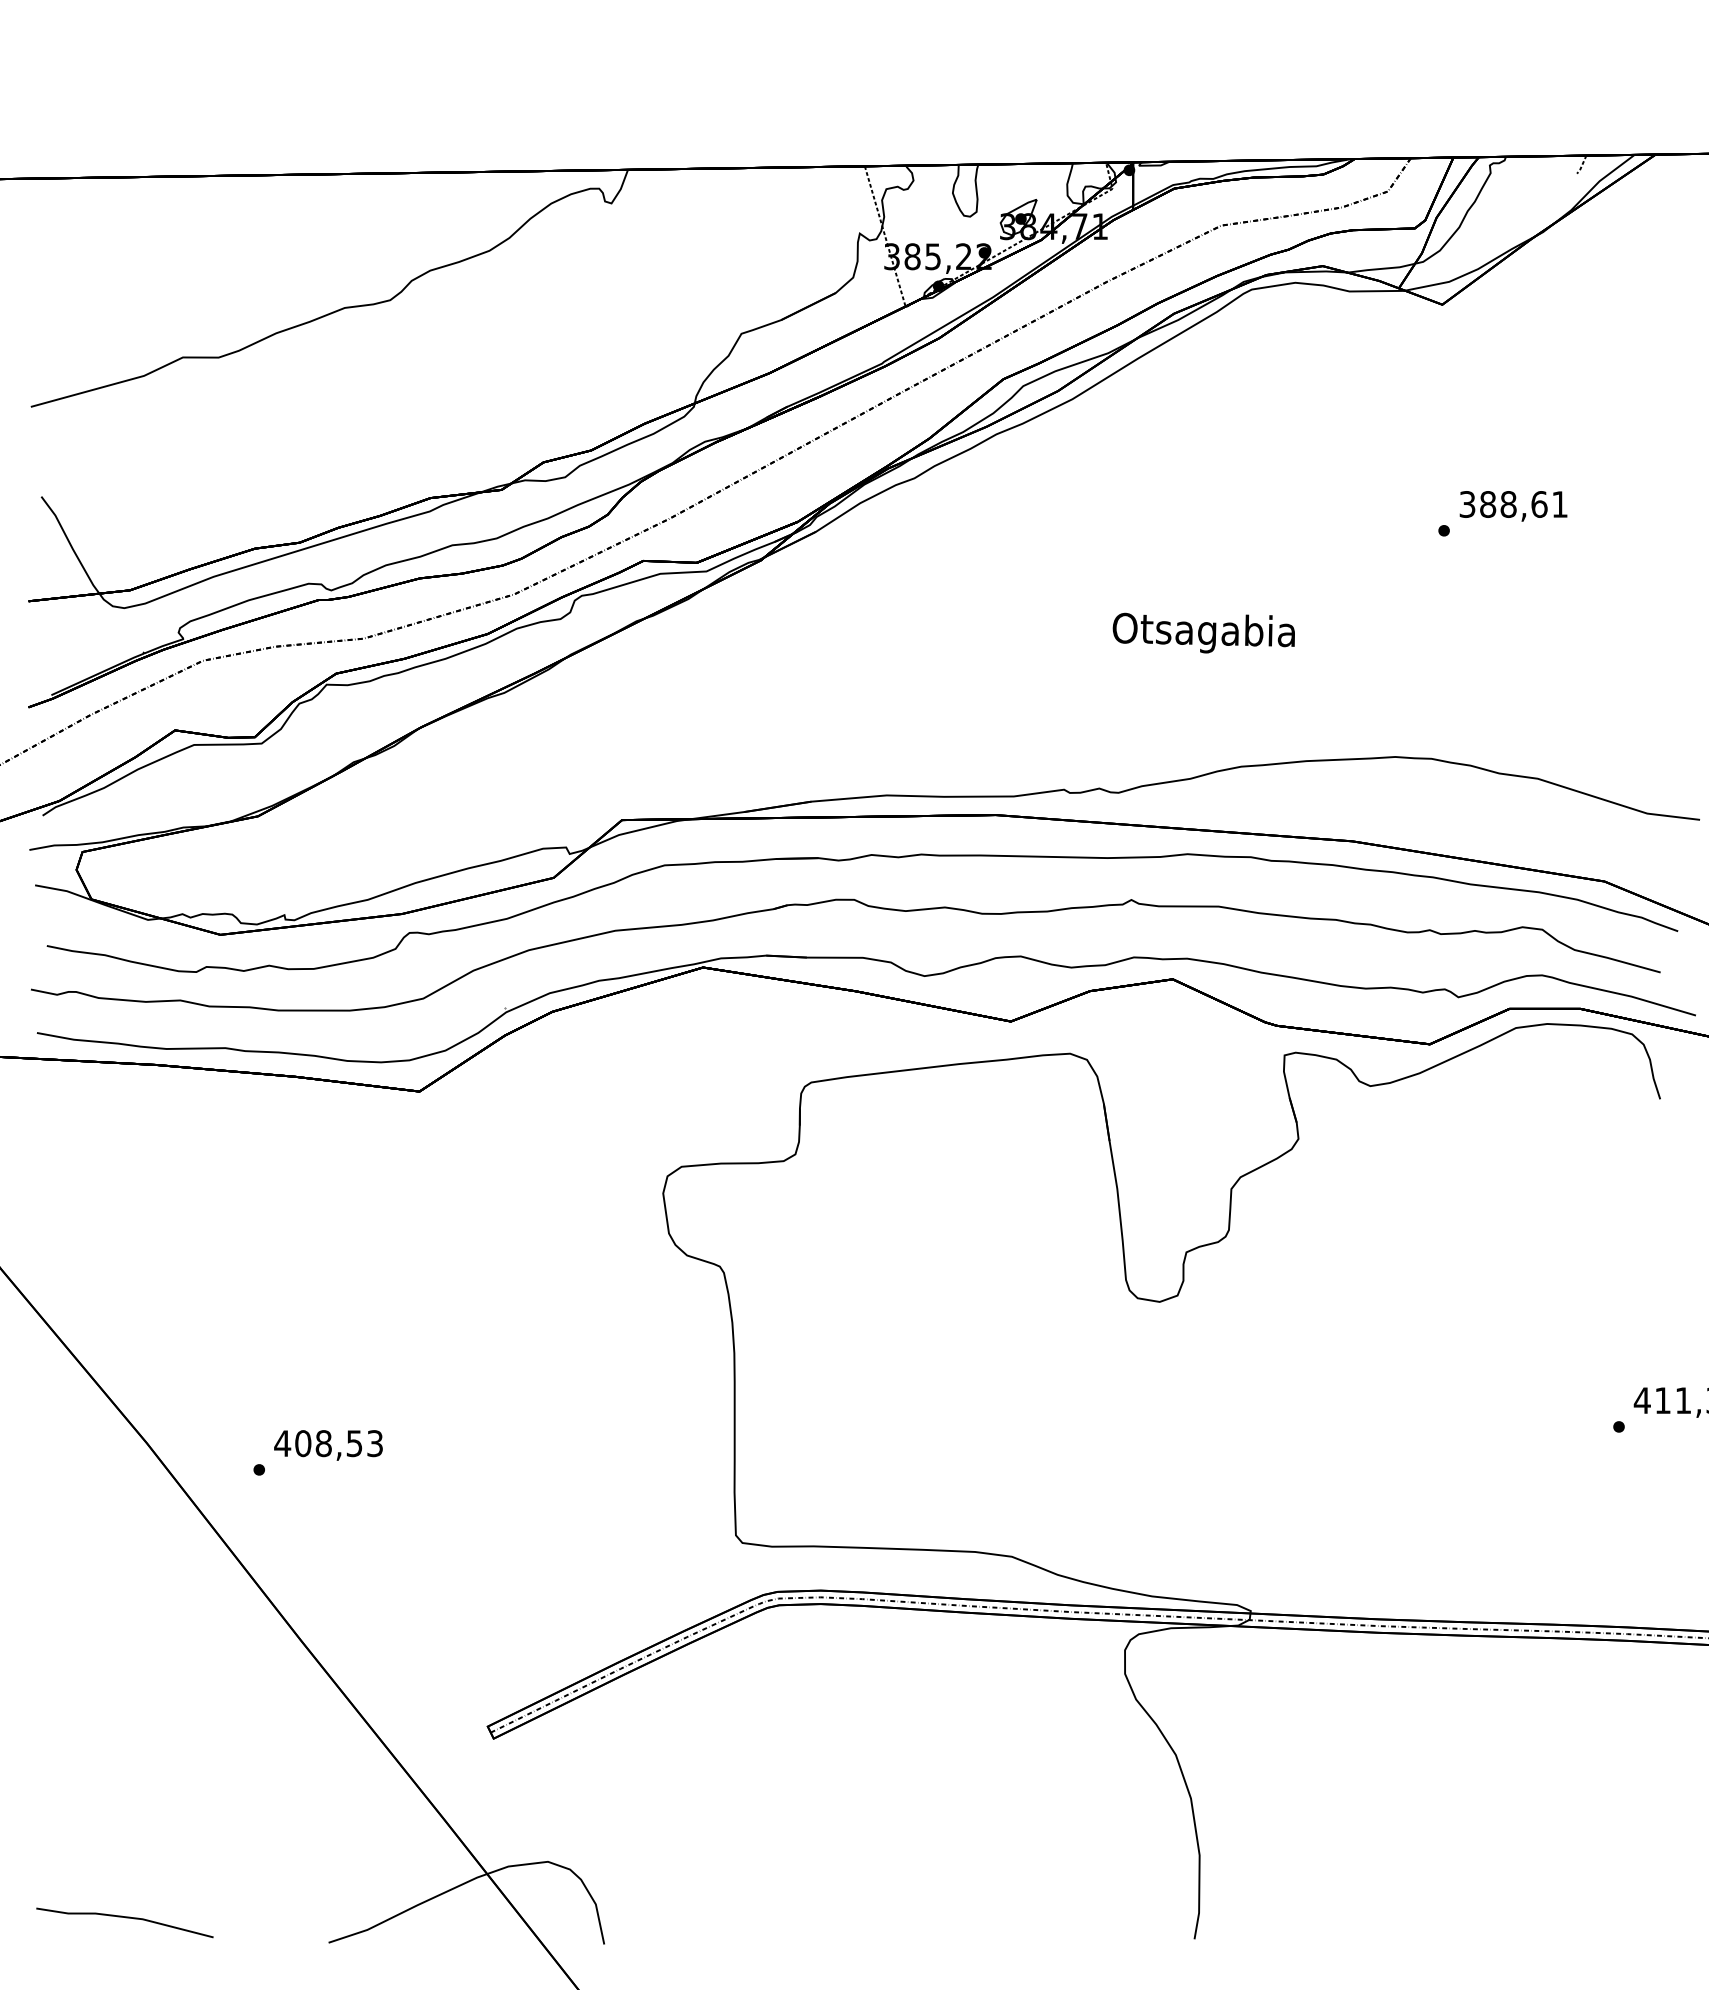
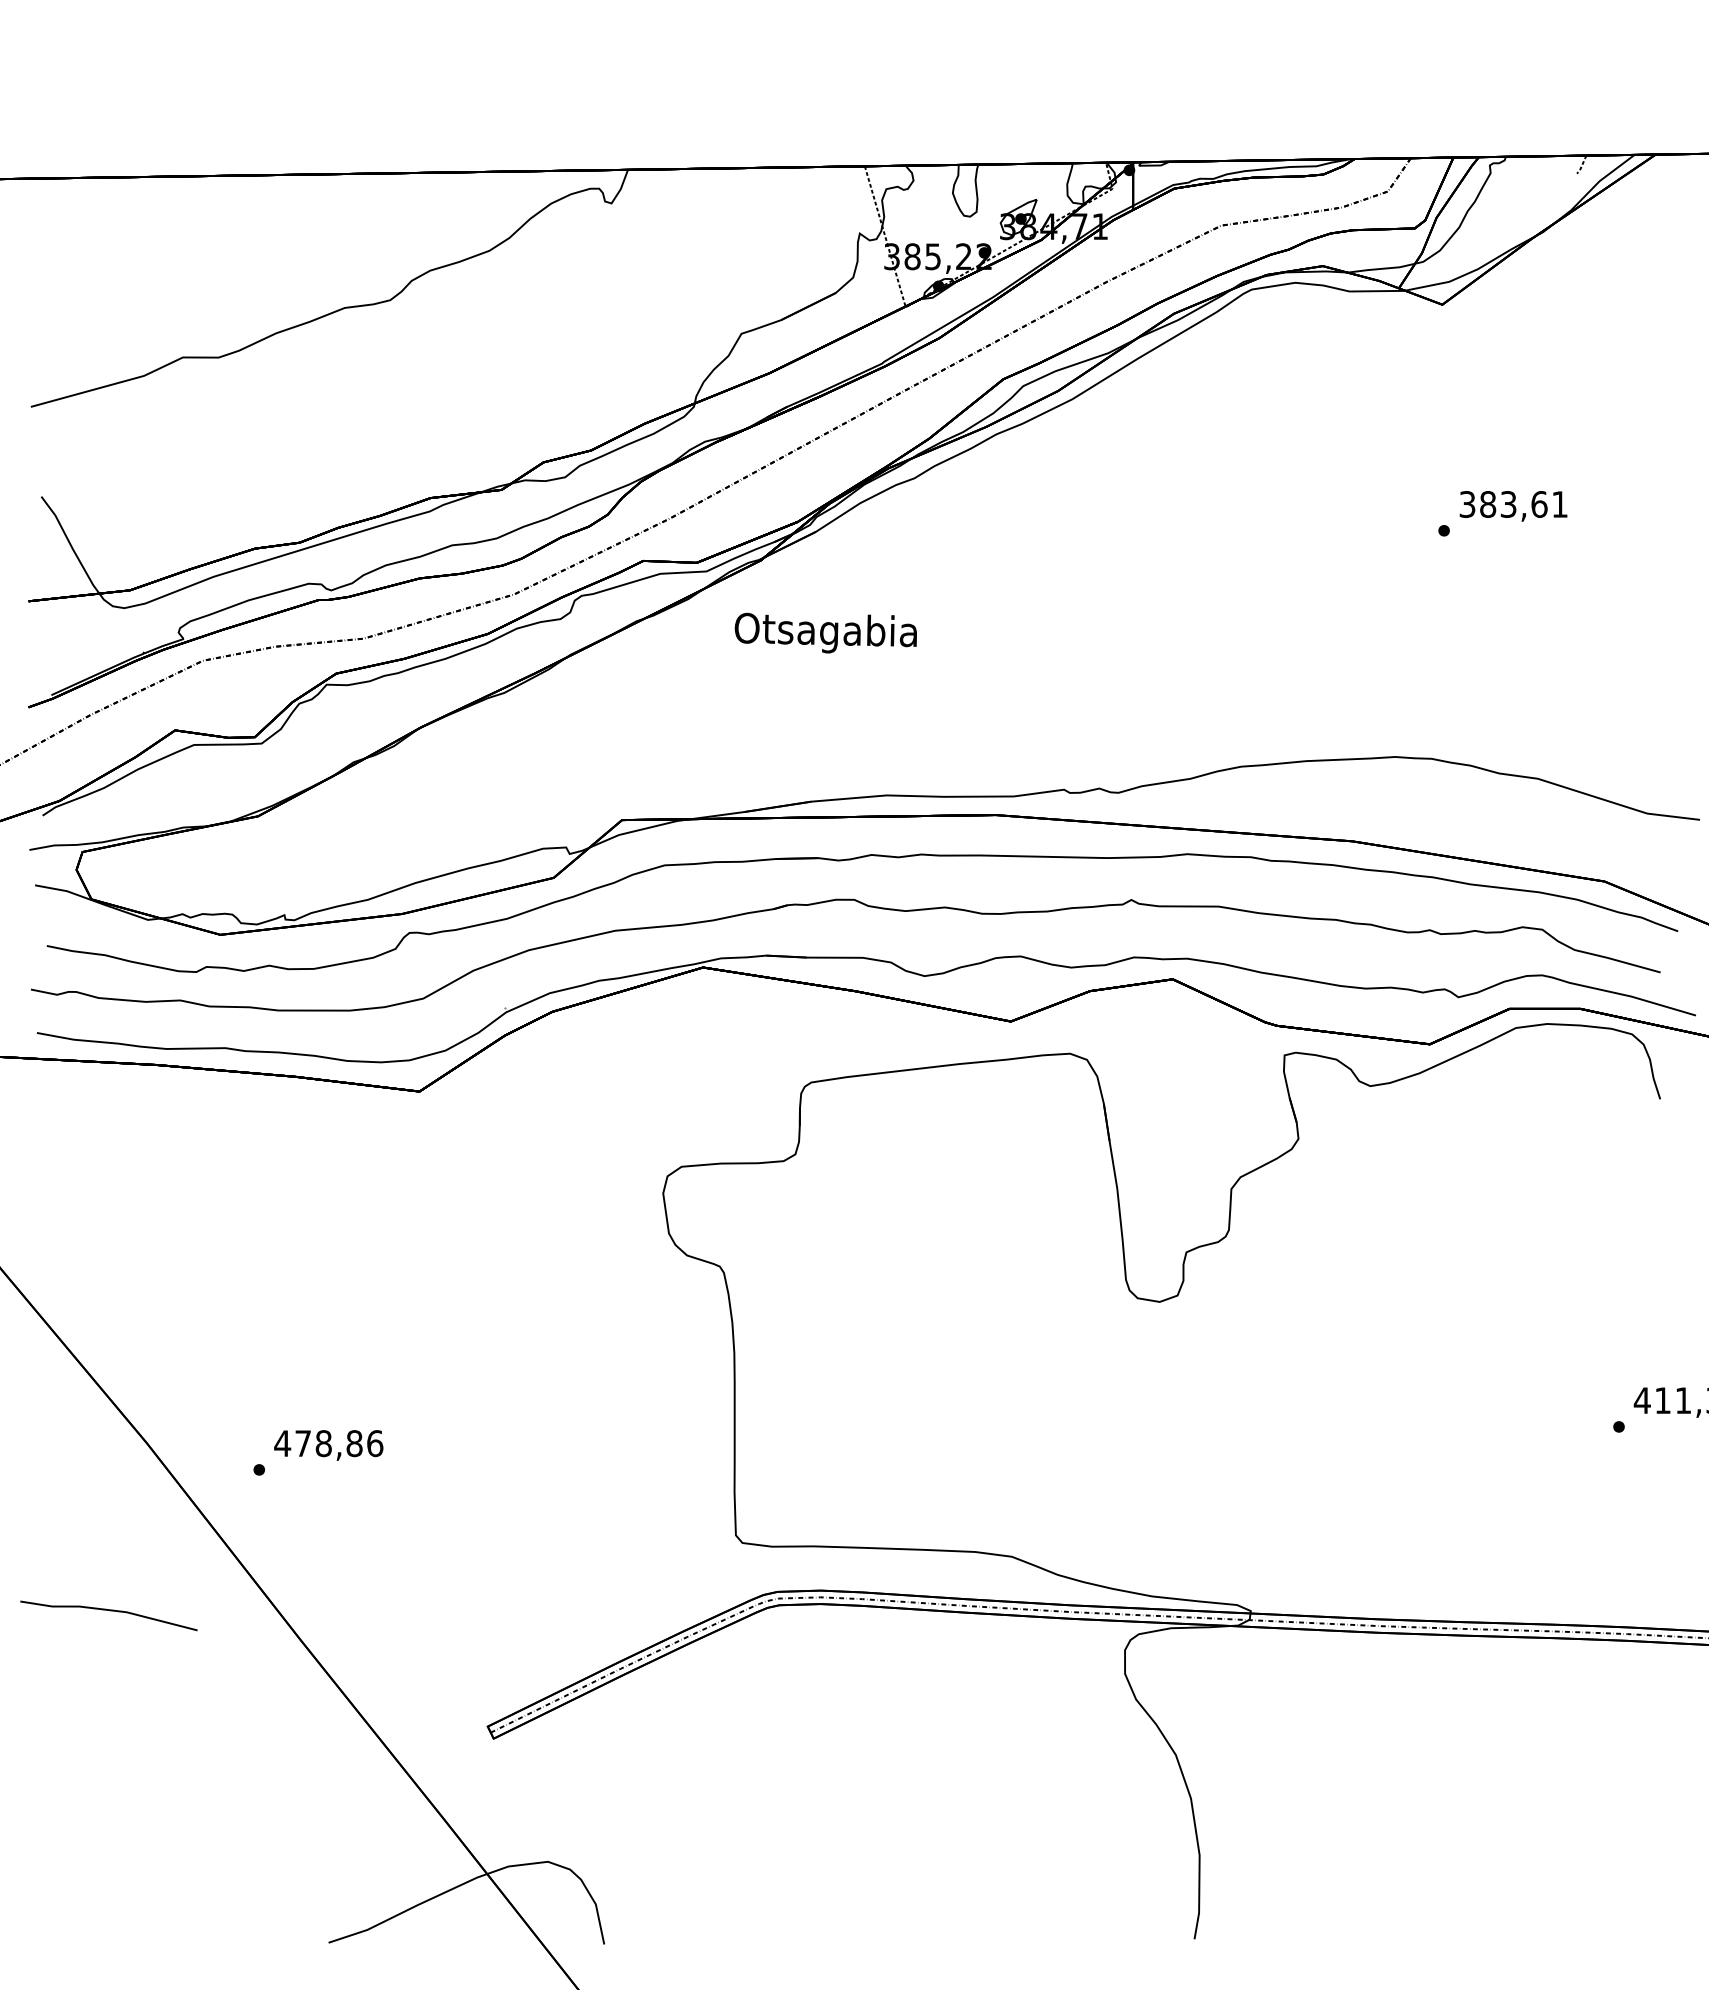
text: 388,61 -> 383,61 (1508, 504)
text position: (1203, 632) -> (825, 632) (825, 632)
text: 408,53 -> 478,86 (339, 1443)
line position: (125, 1918) -> (109, 1611) (109, 1611)
